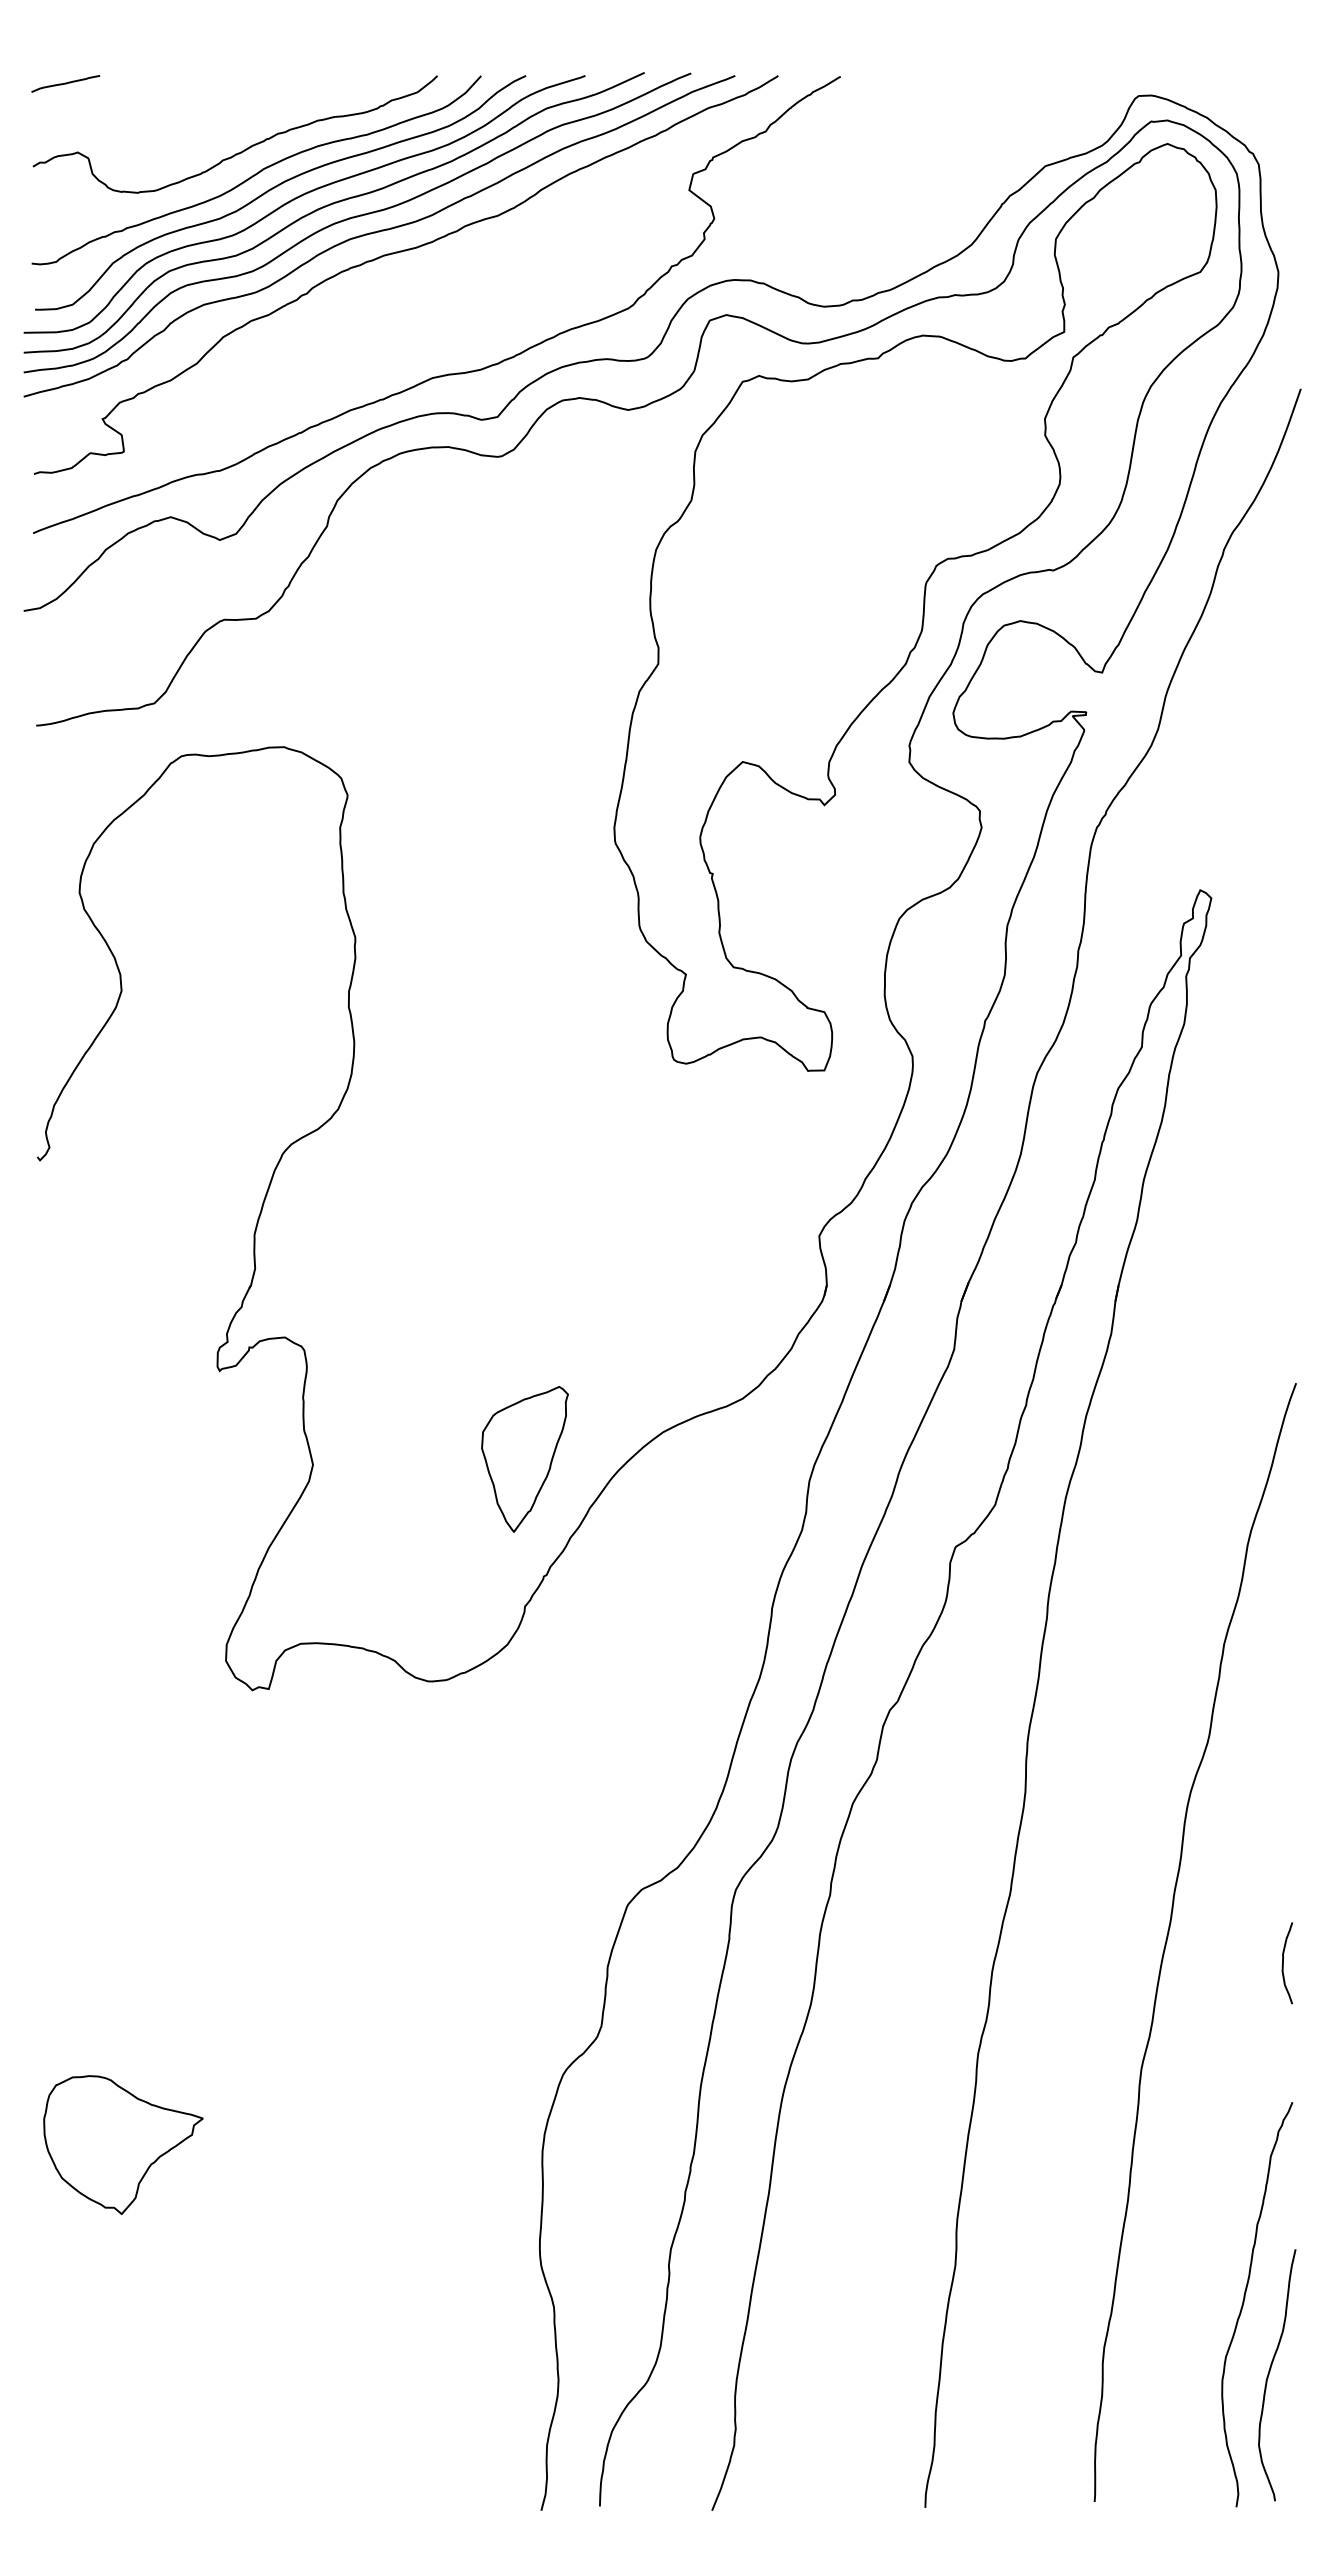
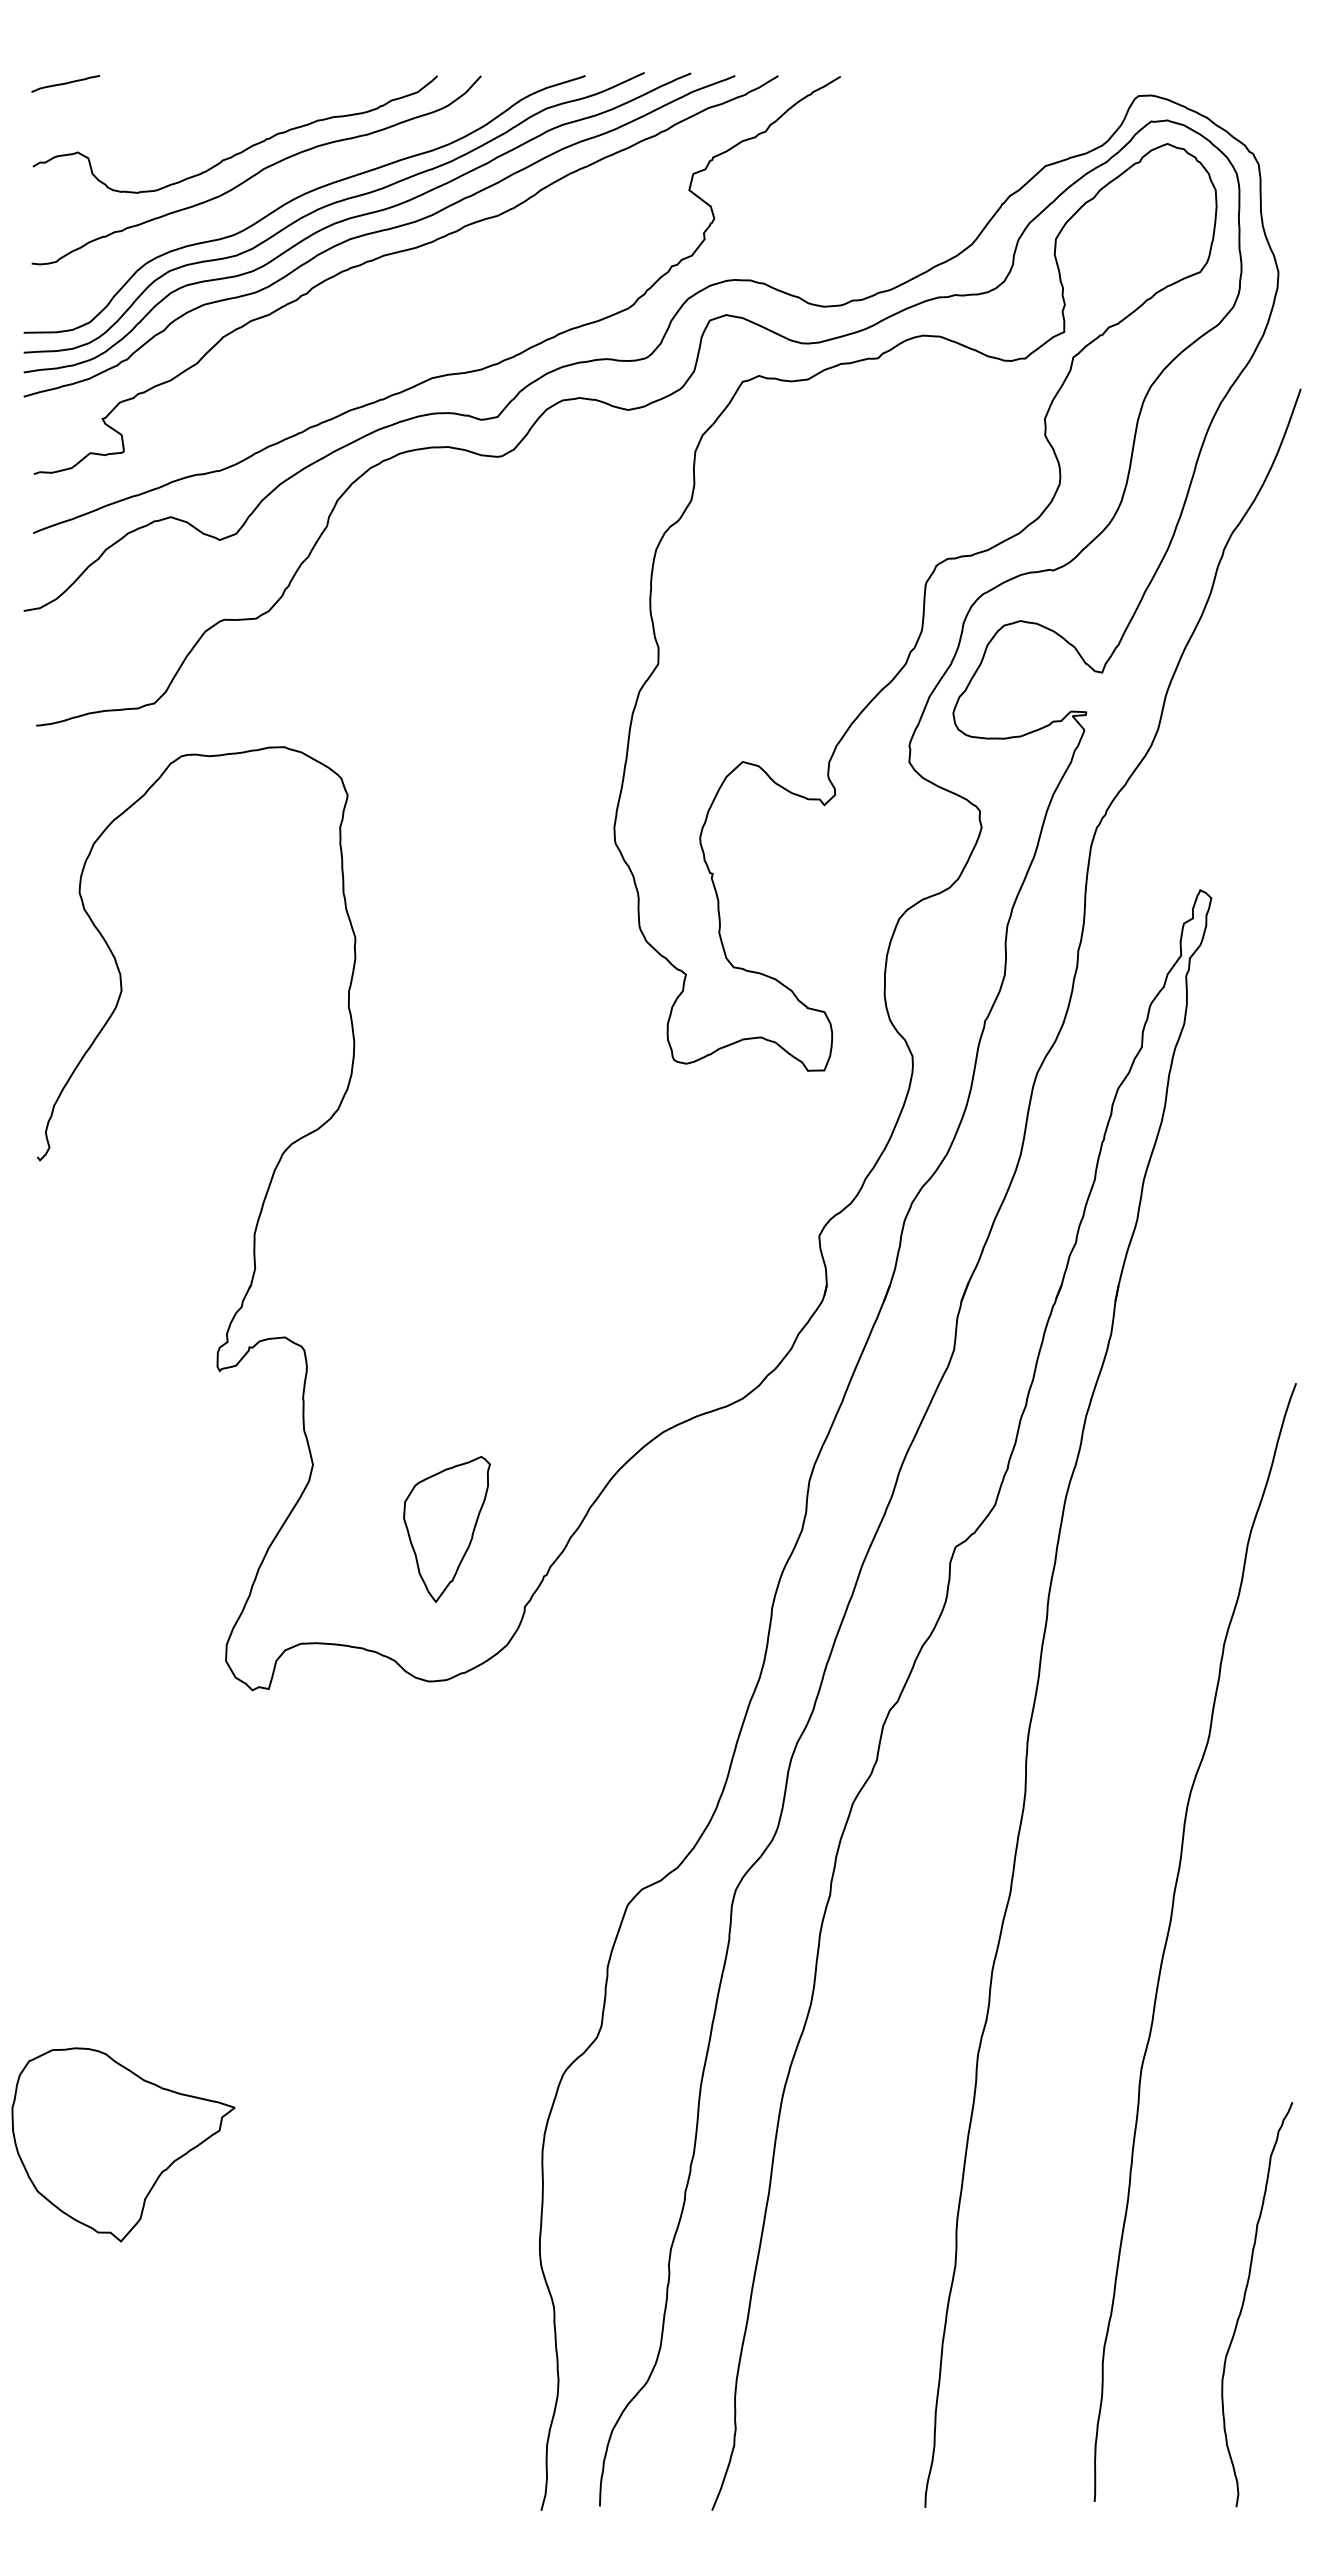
curve: present -> none (278, 186)
part position: (524, 1459) -> (446, 1529) (446, 1529)
curve: present -> none (1283, 1963)
part size: 161x141 px -> 225x196 px (123, 2144)
curve: present -> none (1269, 2375)
